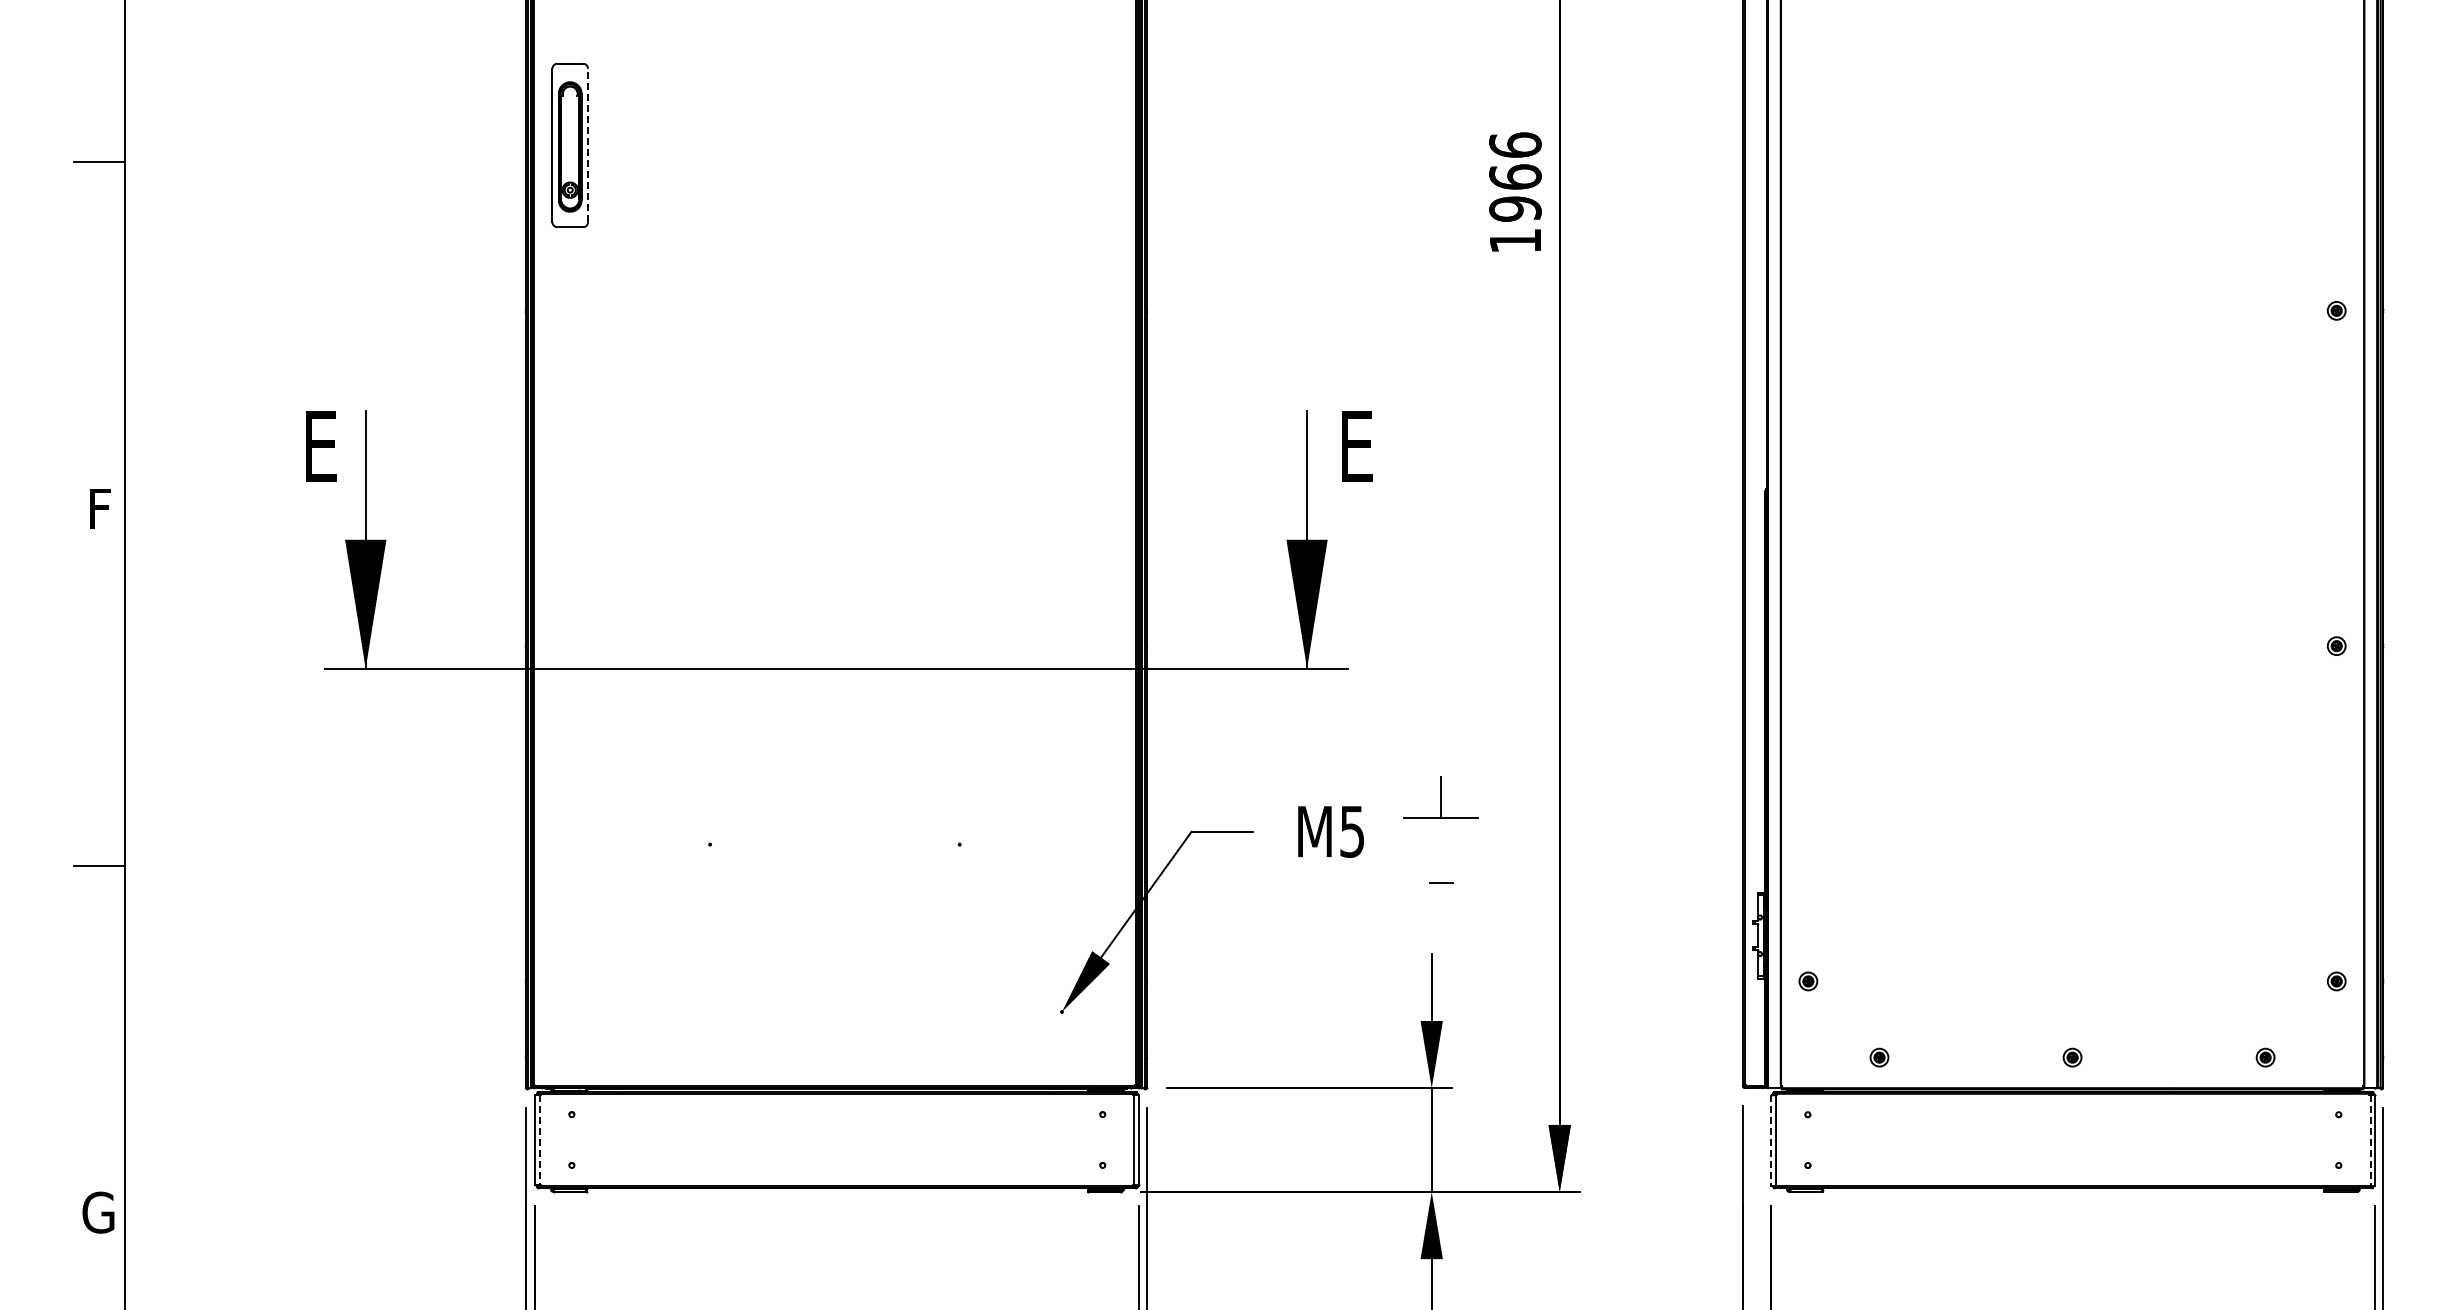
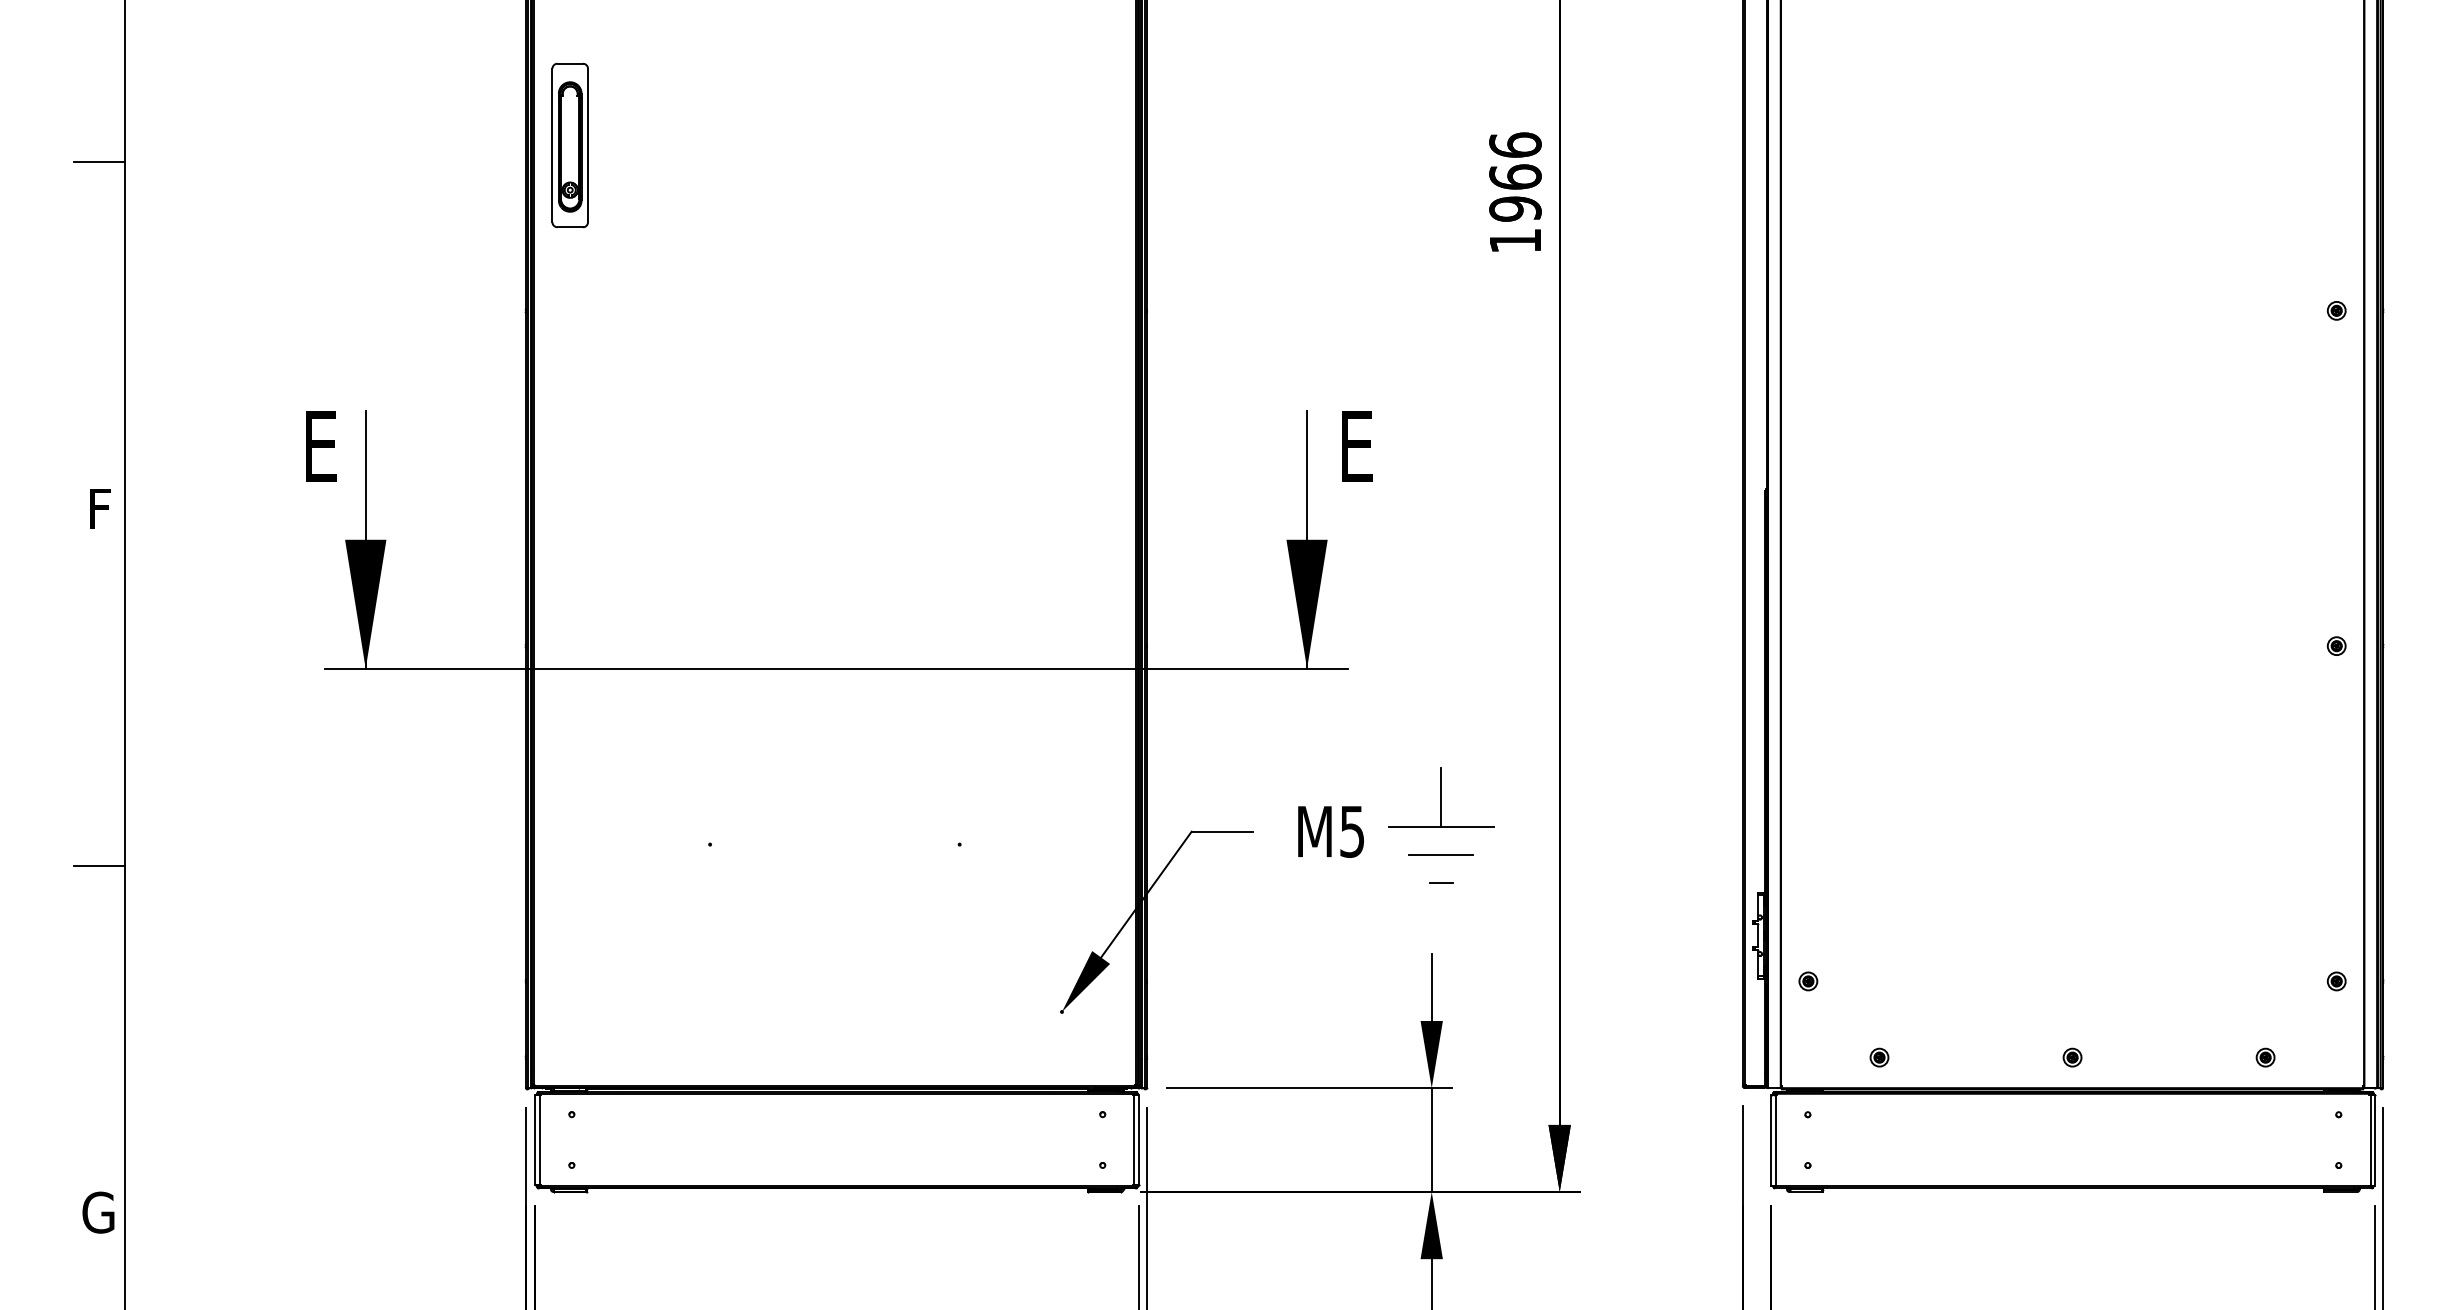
line: dashed -> solid (588, 145)
part size: 76x43 px -> 107x61 px (1441, 797)
line: none -> present (1441, 855)
line: dashed -> solid (540, 1140)
line: dashed -> solid (1771, 1140)
line: dashed -> solid (2370, 1140)
